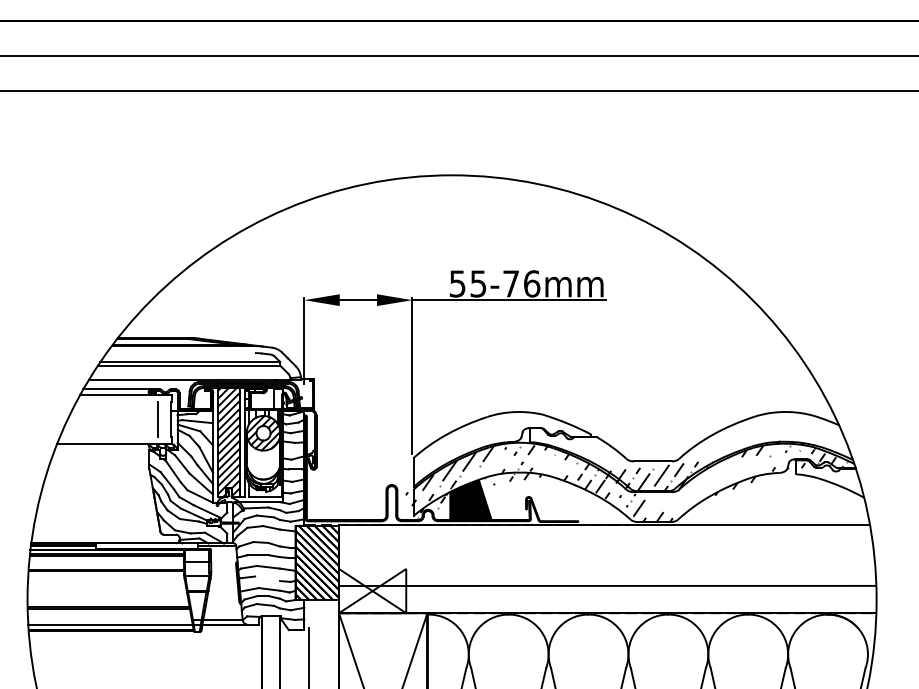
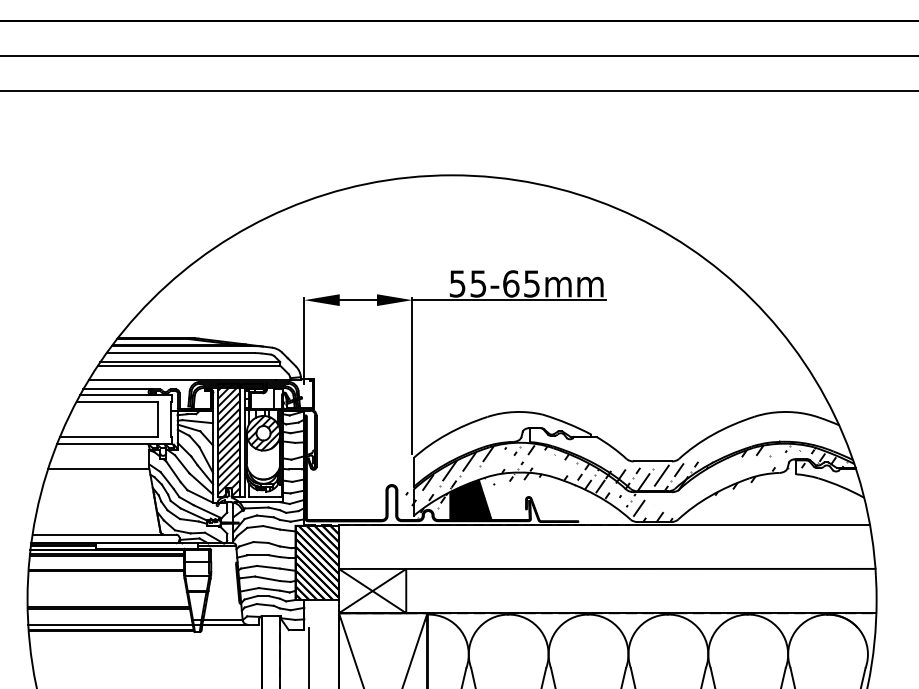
text: 55-76mm -> 55-65mm (521, 283)
line: none -> present (180, 353)
line: none -> present (117, 401)
line: none -> present (108, 437)
line: none -> present (98, 469)
line: none -> present (97, 534)
line: none -> present (267, 578)
line position: (606, 585) -> (606, 568) (606, 568)
